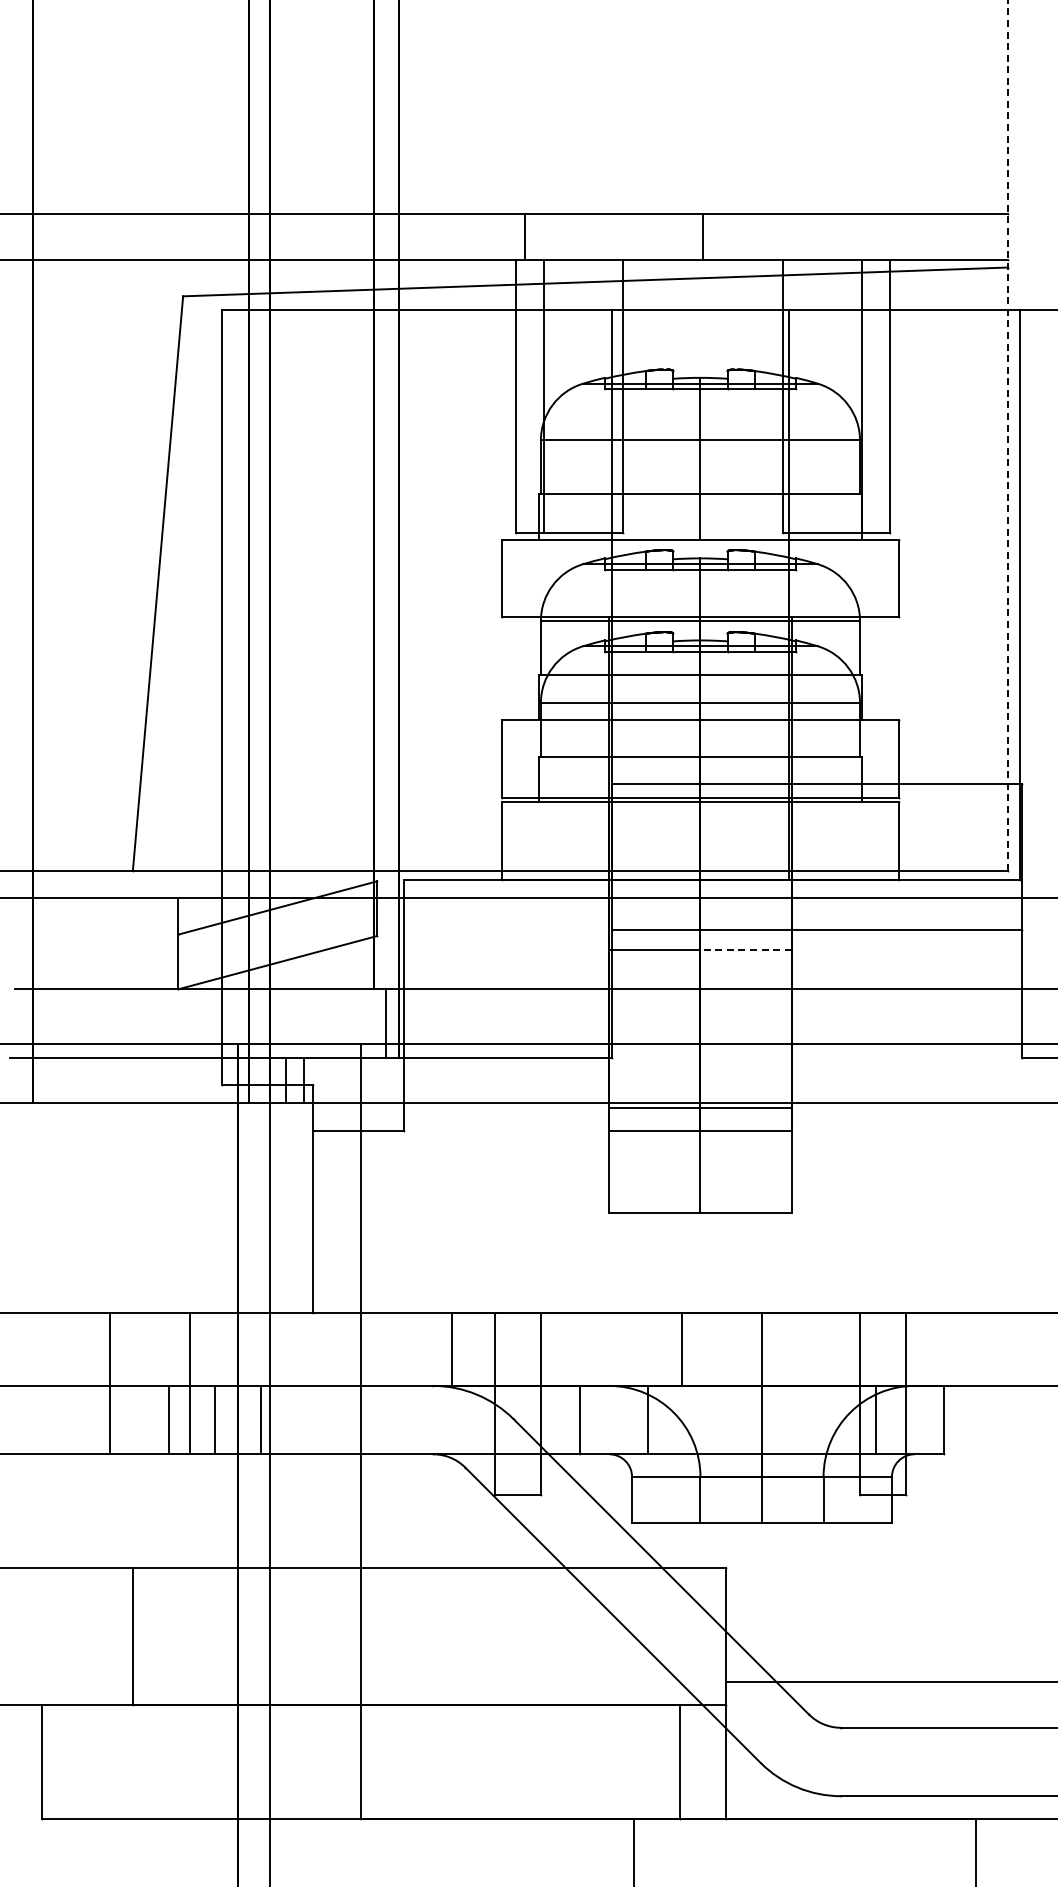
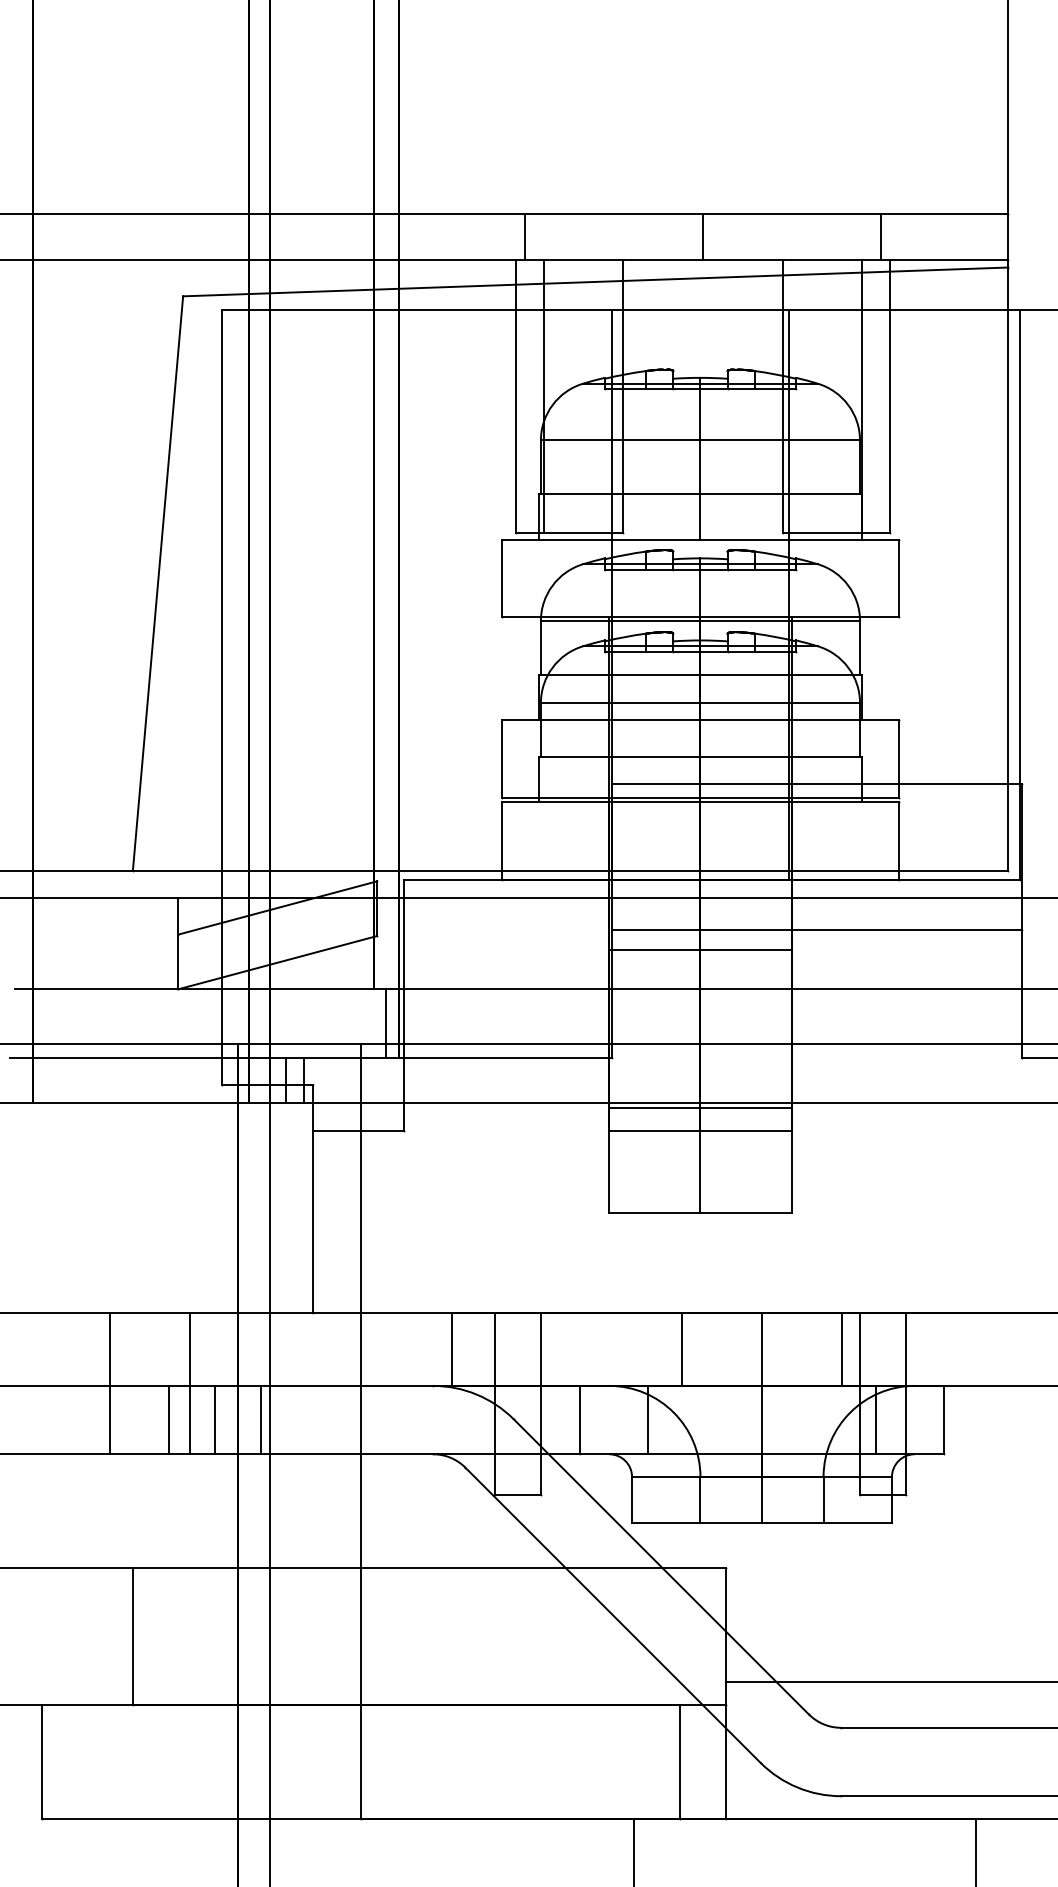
line: none -> present (880, 236)
line: dashed -> solid (1008, 434)
line: dashed -> solid (746, 950)
line: none -> present (841, 1348)
